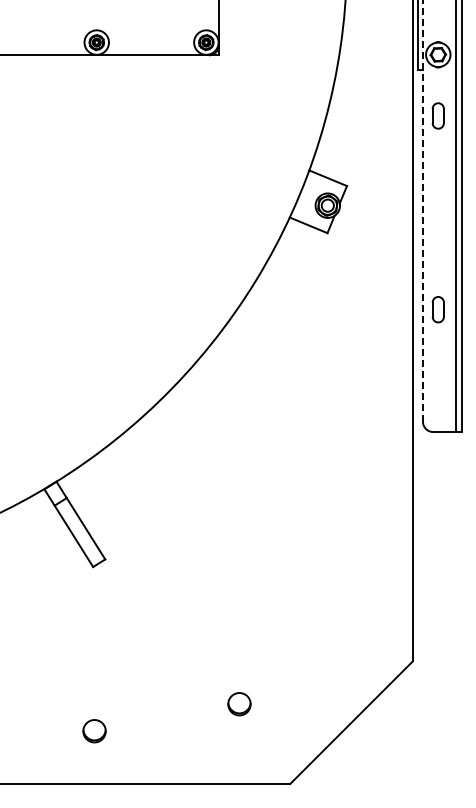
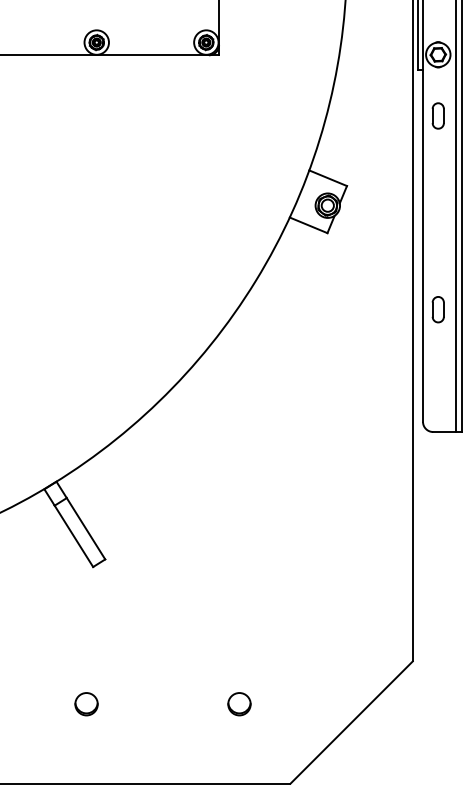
line: dashed -> solid (423, 210)
part position: (94, 731) -> (86, 704) (86, 704)
